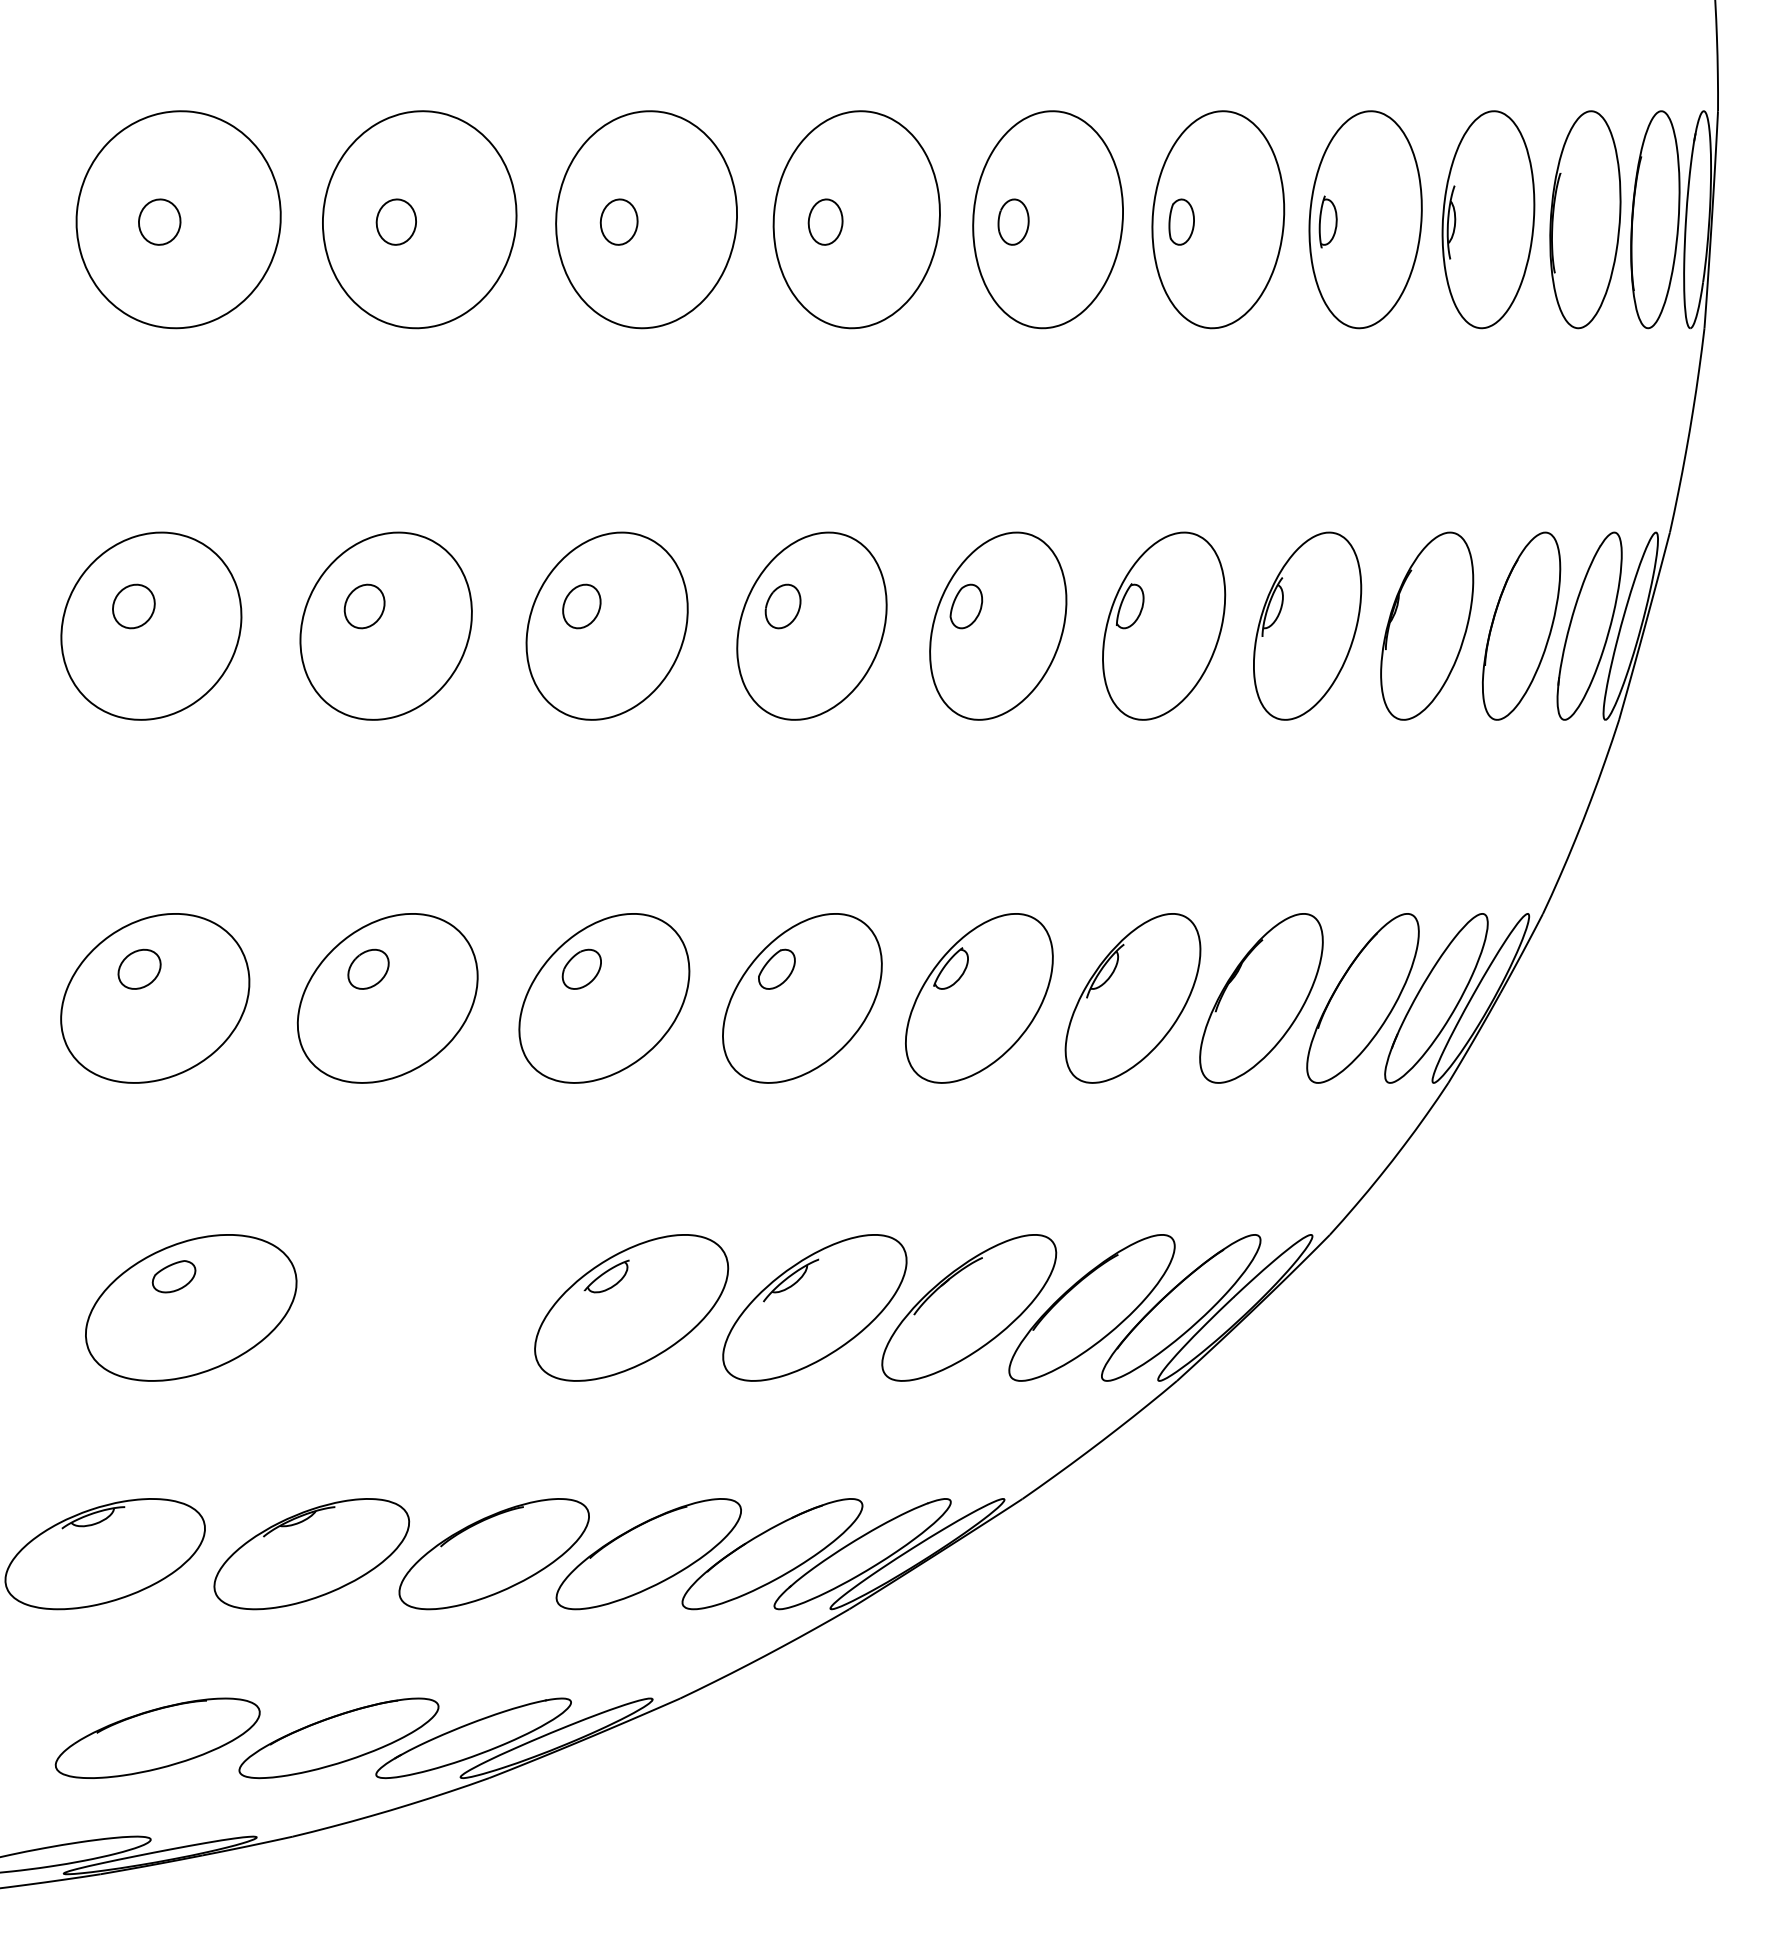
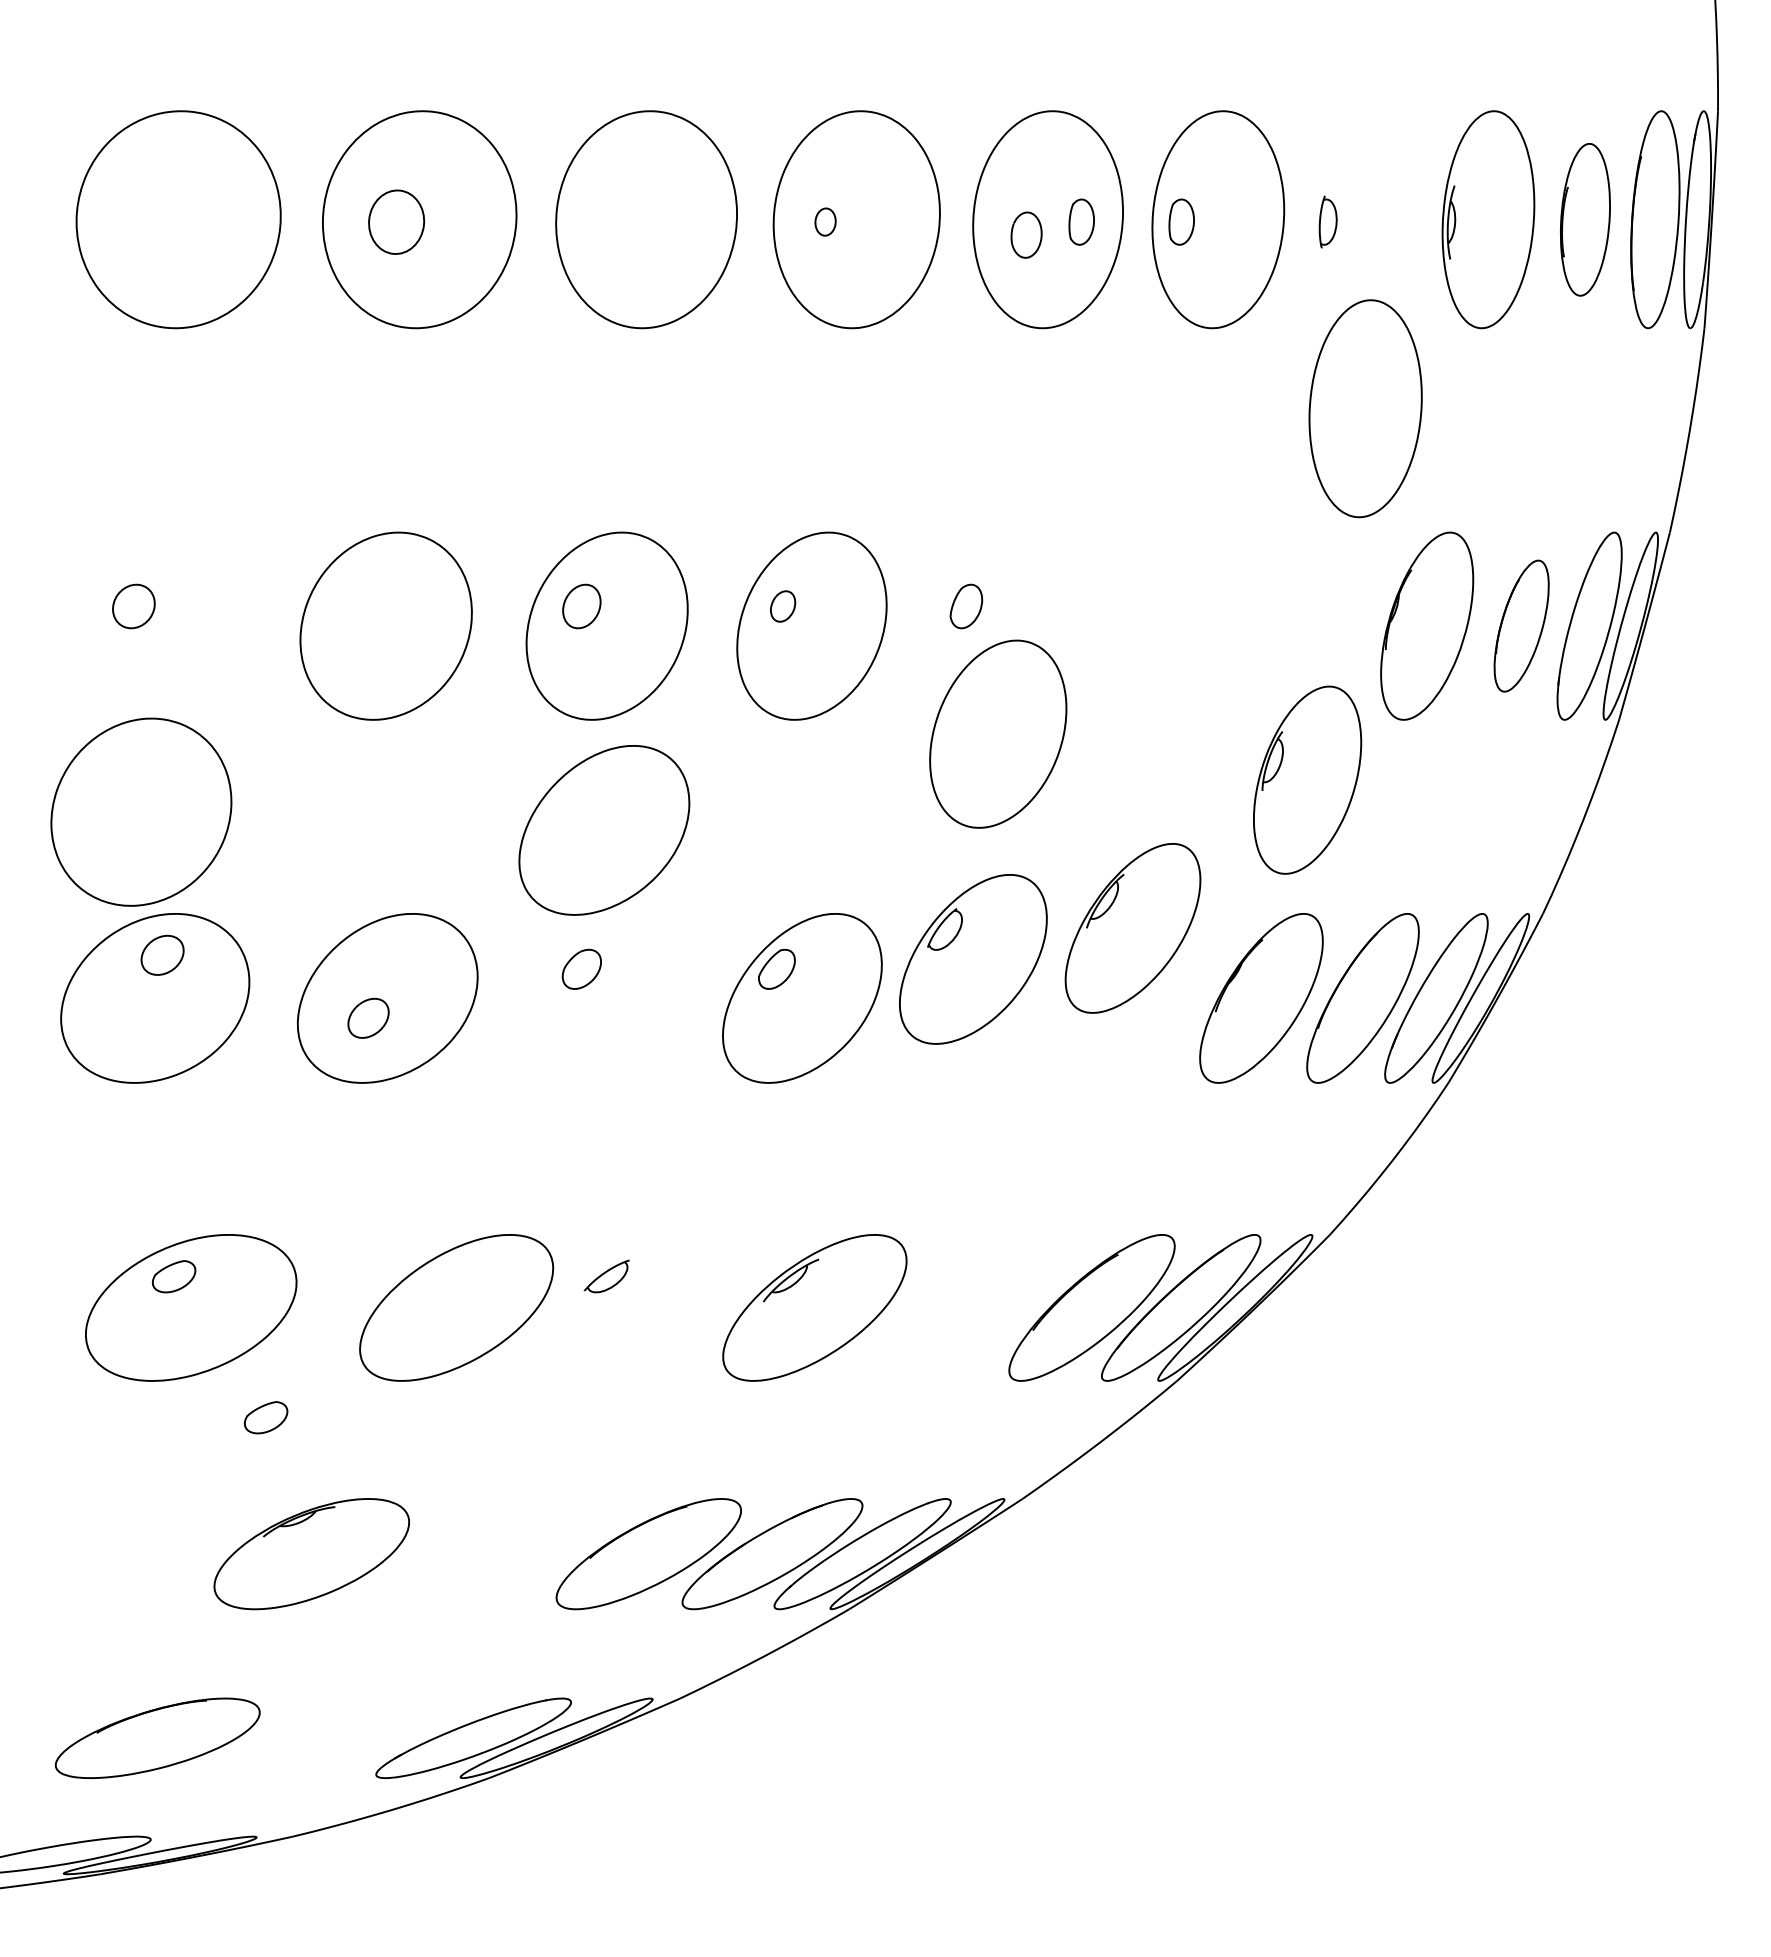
part position: (1365, 219) -> (1365, 408) (1365, 408)
part size: 73x220 px -> 51x154 px (1585, 219)
part: present -> none (159, 221)
part size: 42x48 px -> 58x66 px (396, 221)
part: present -> none (618, 221)
part size: 37x48 px -> 23x30 px (825, 221)
part position: (1013, 221) -> (1026, 234) (1026, 234)
part: none -> present (1081, 221)
part: present -> none (364, 606)
part size: 38x47 px -> 27x33 px (783, 606)
part position: (151, 625) -> (141, 811) (141, 811)
part position: (998, 625) -> (998, 733) (998, 733)
part: present -> none (1164, 625)
part position: (1307, 625) -> (1307, 779) (1307, 779)
part size: 80x190 px -> 57x134 px (1521, 625)
part position: (139, 968) -> (162, 954) (162, 954)
part position: (368, 968) -> (368, 1017) (368, 1017)
part position: (604, 998) -> (604, 830) (604, 830)
part position: (979, 998) -> (973, 959) (973, 959)
part position: (1132, 998) -> (1132, 928) (1132, 928)
part position: (631, 1307) -> (456, 1307) (456, 1307)
part: present -> none (969, 1307)
part: none -> present (265, 1417)
part: present -> none (104, 1554)
part: present -> none (493, 1554)
part: present -> none (338, 1738)
